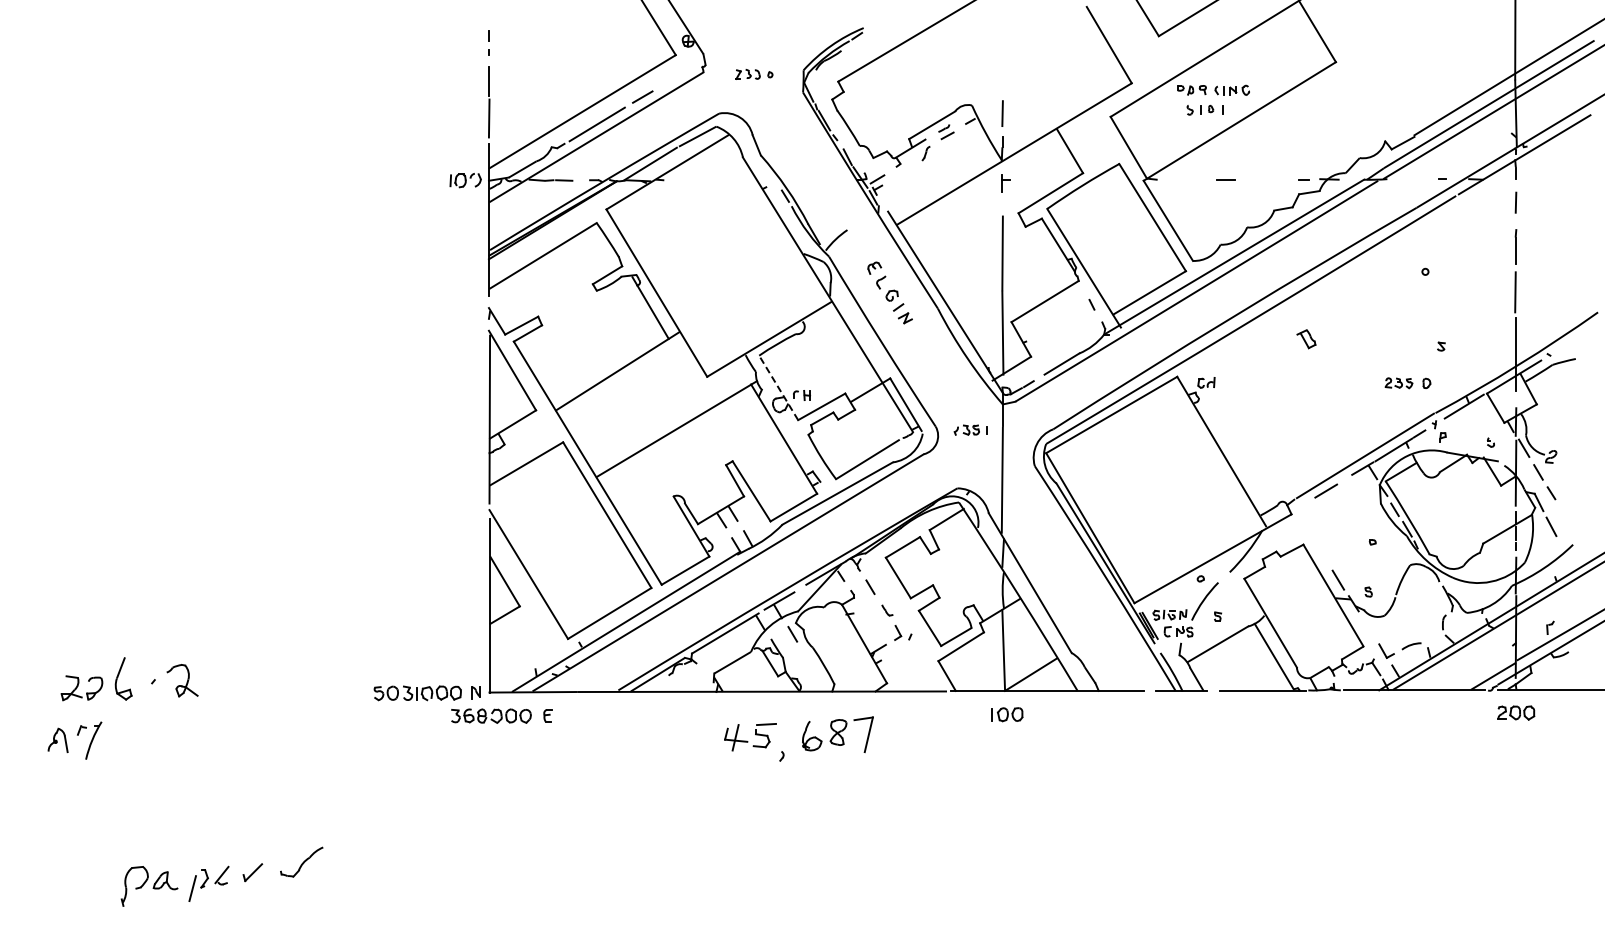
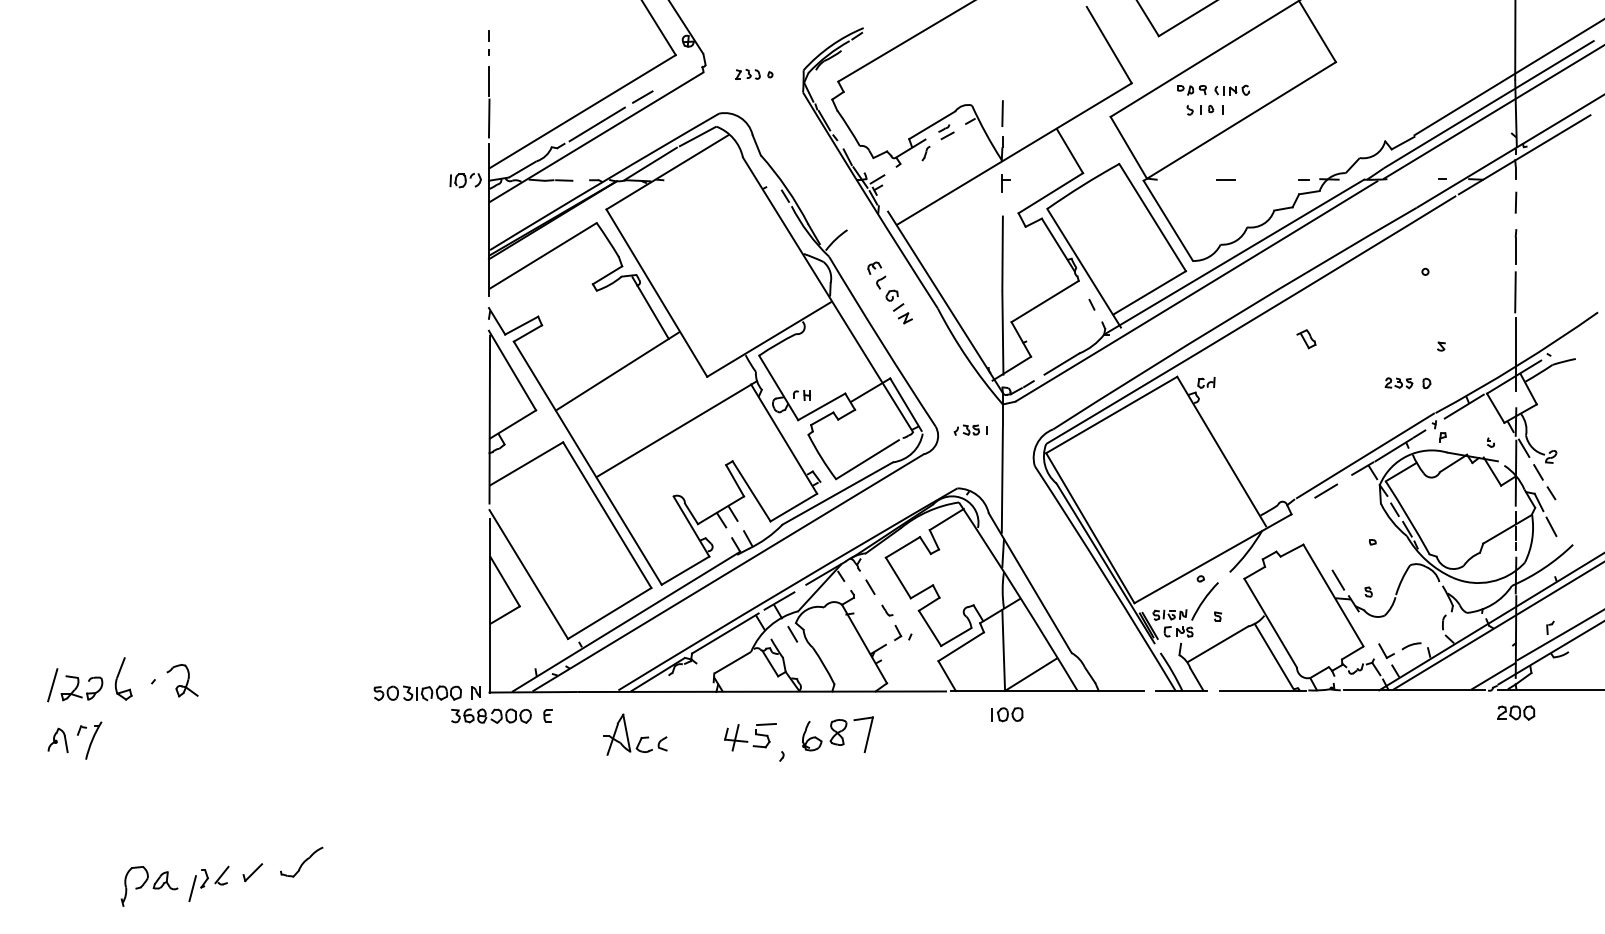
line: dashed -> solid (778, 387)
line: none -> present (52, 685)
part: none -> present (635, 734)
